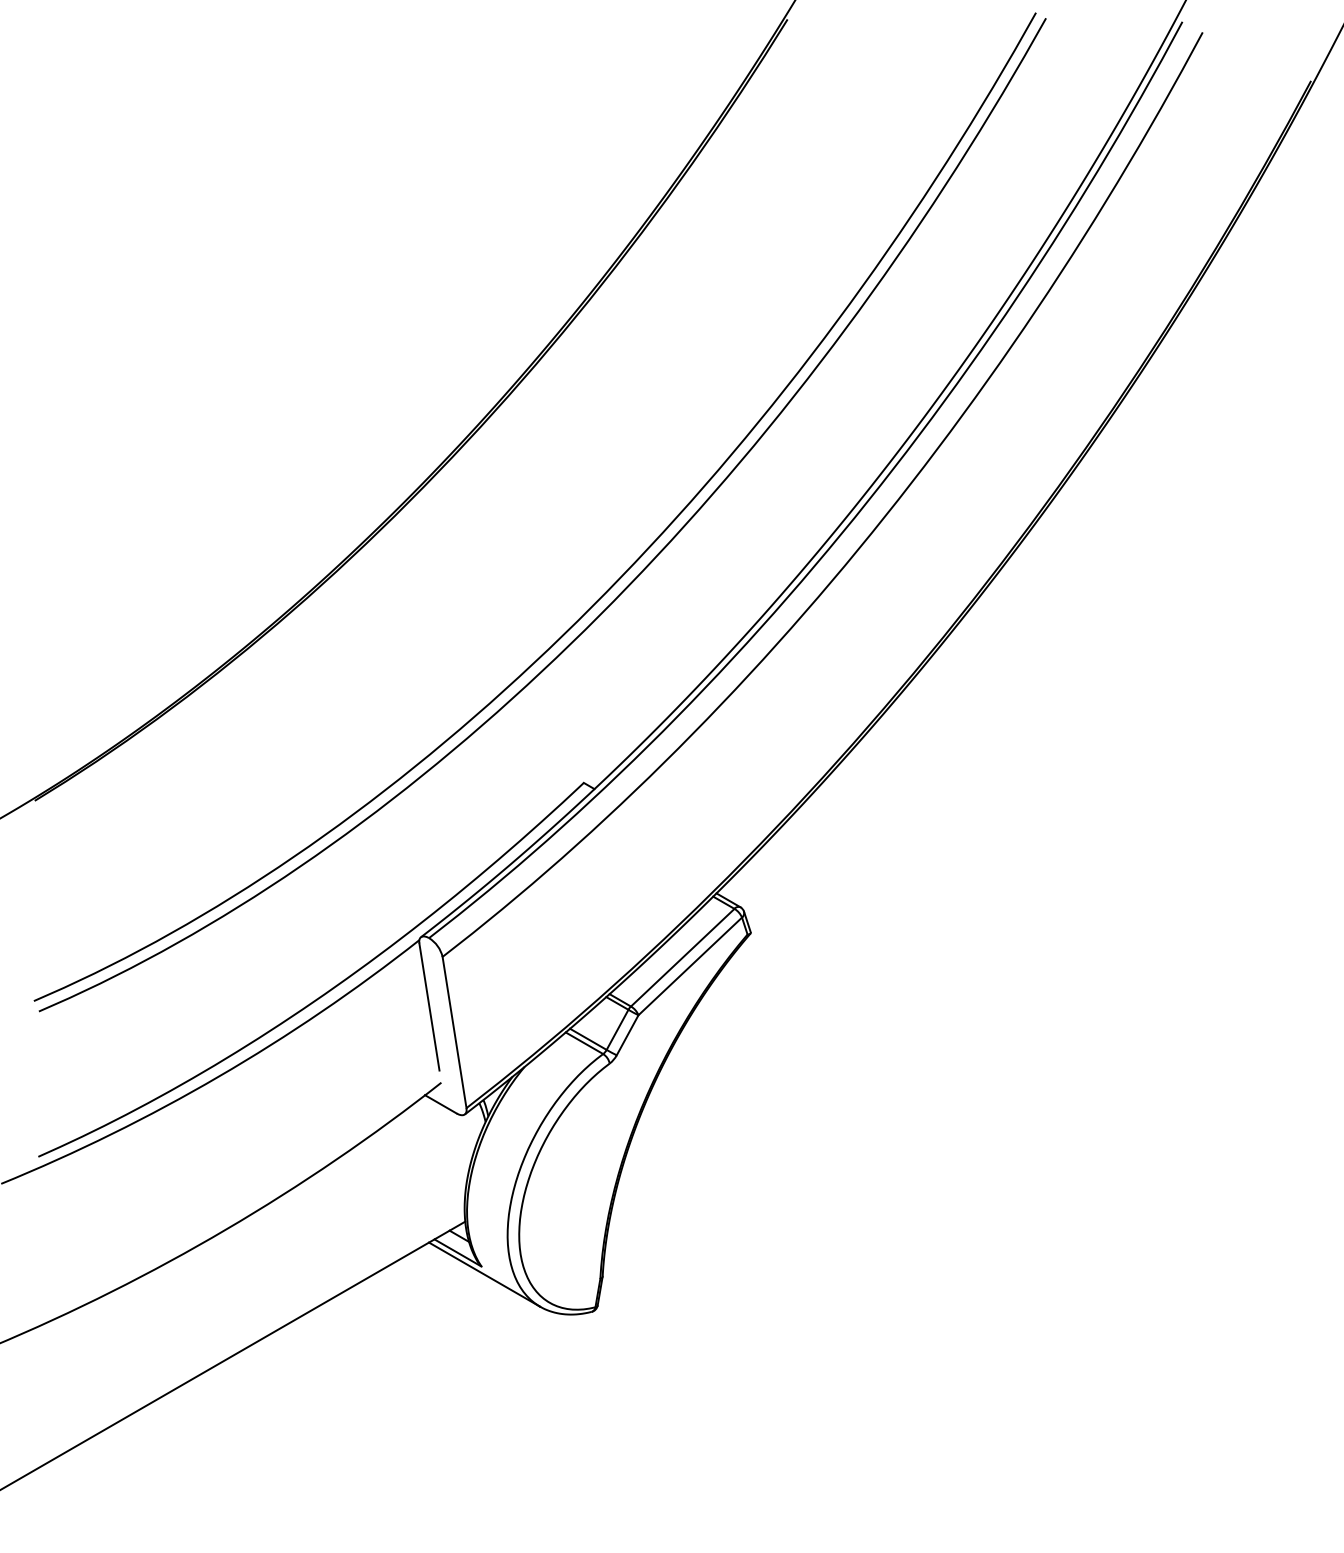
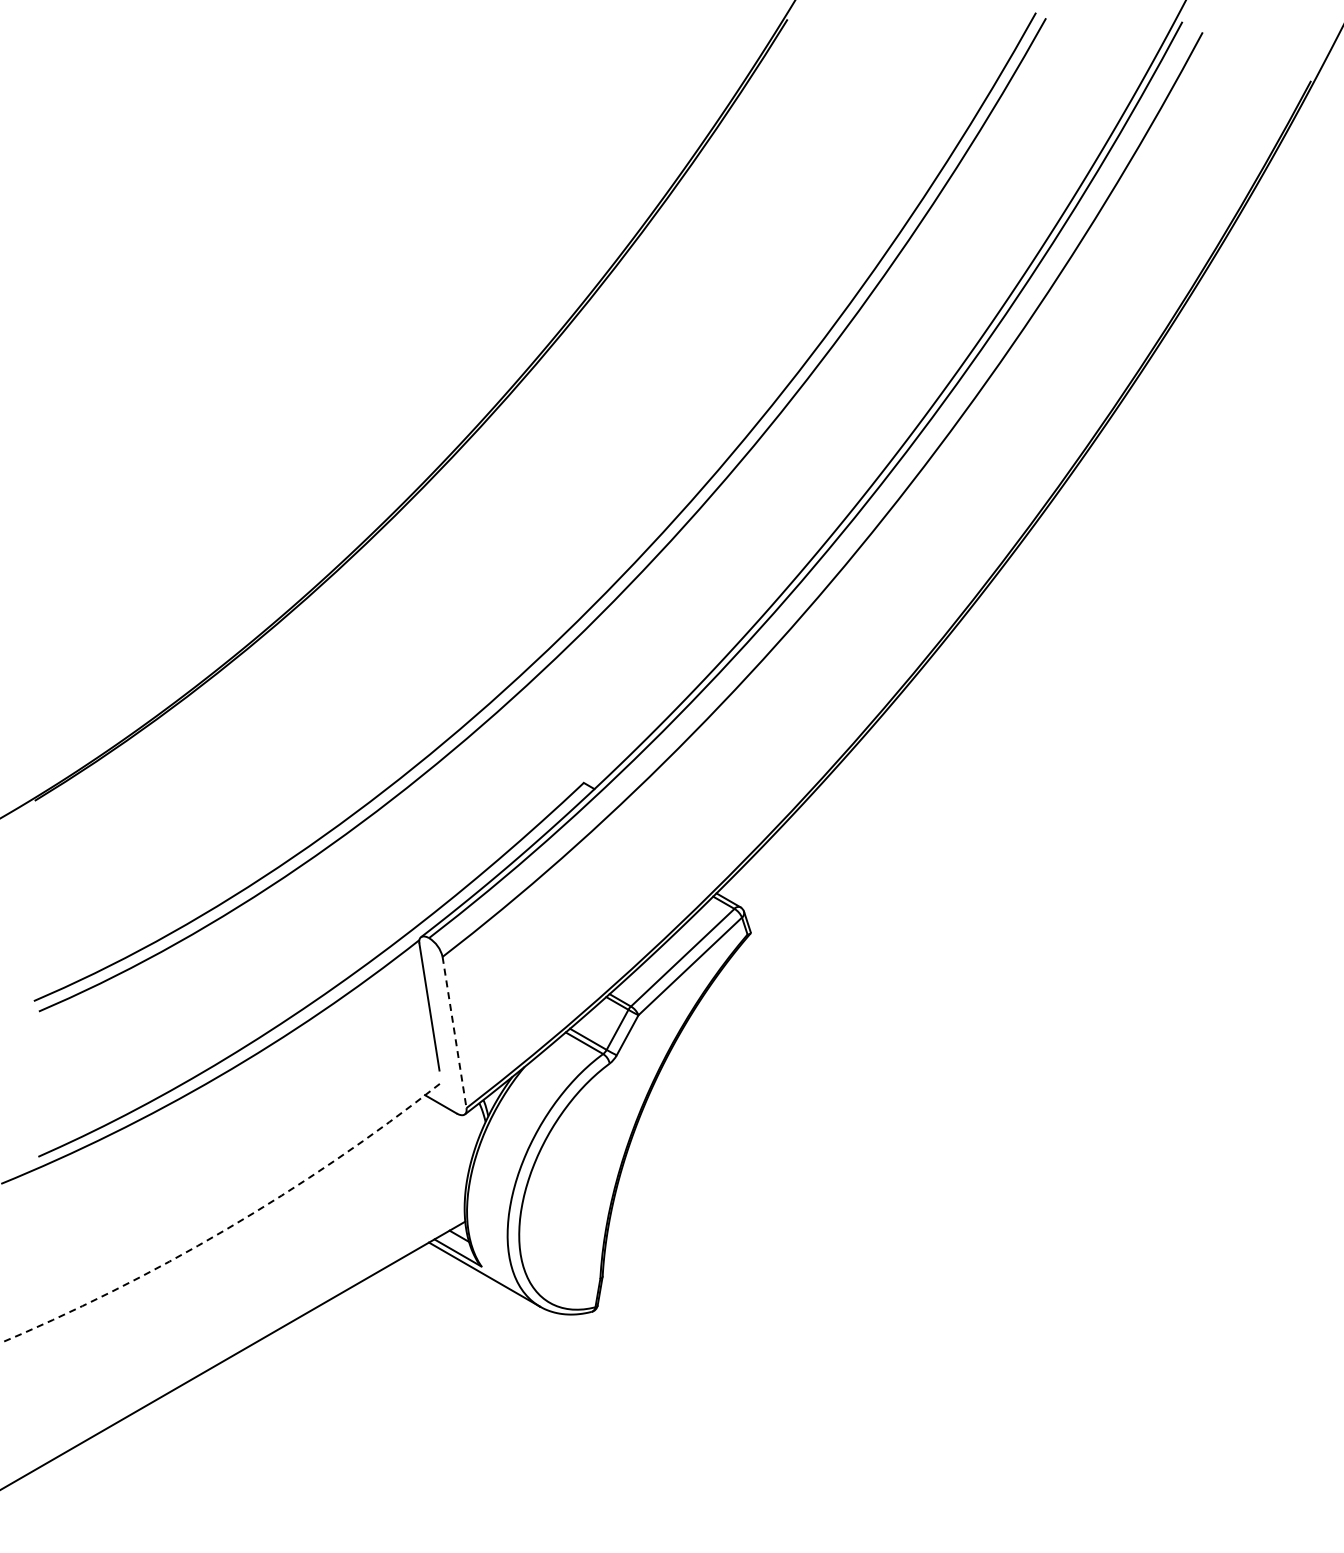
line: solid -> dashed (454, 1032)
arc: solid -> dashed (229, 1227)
